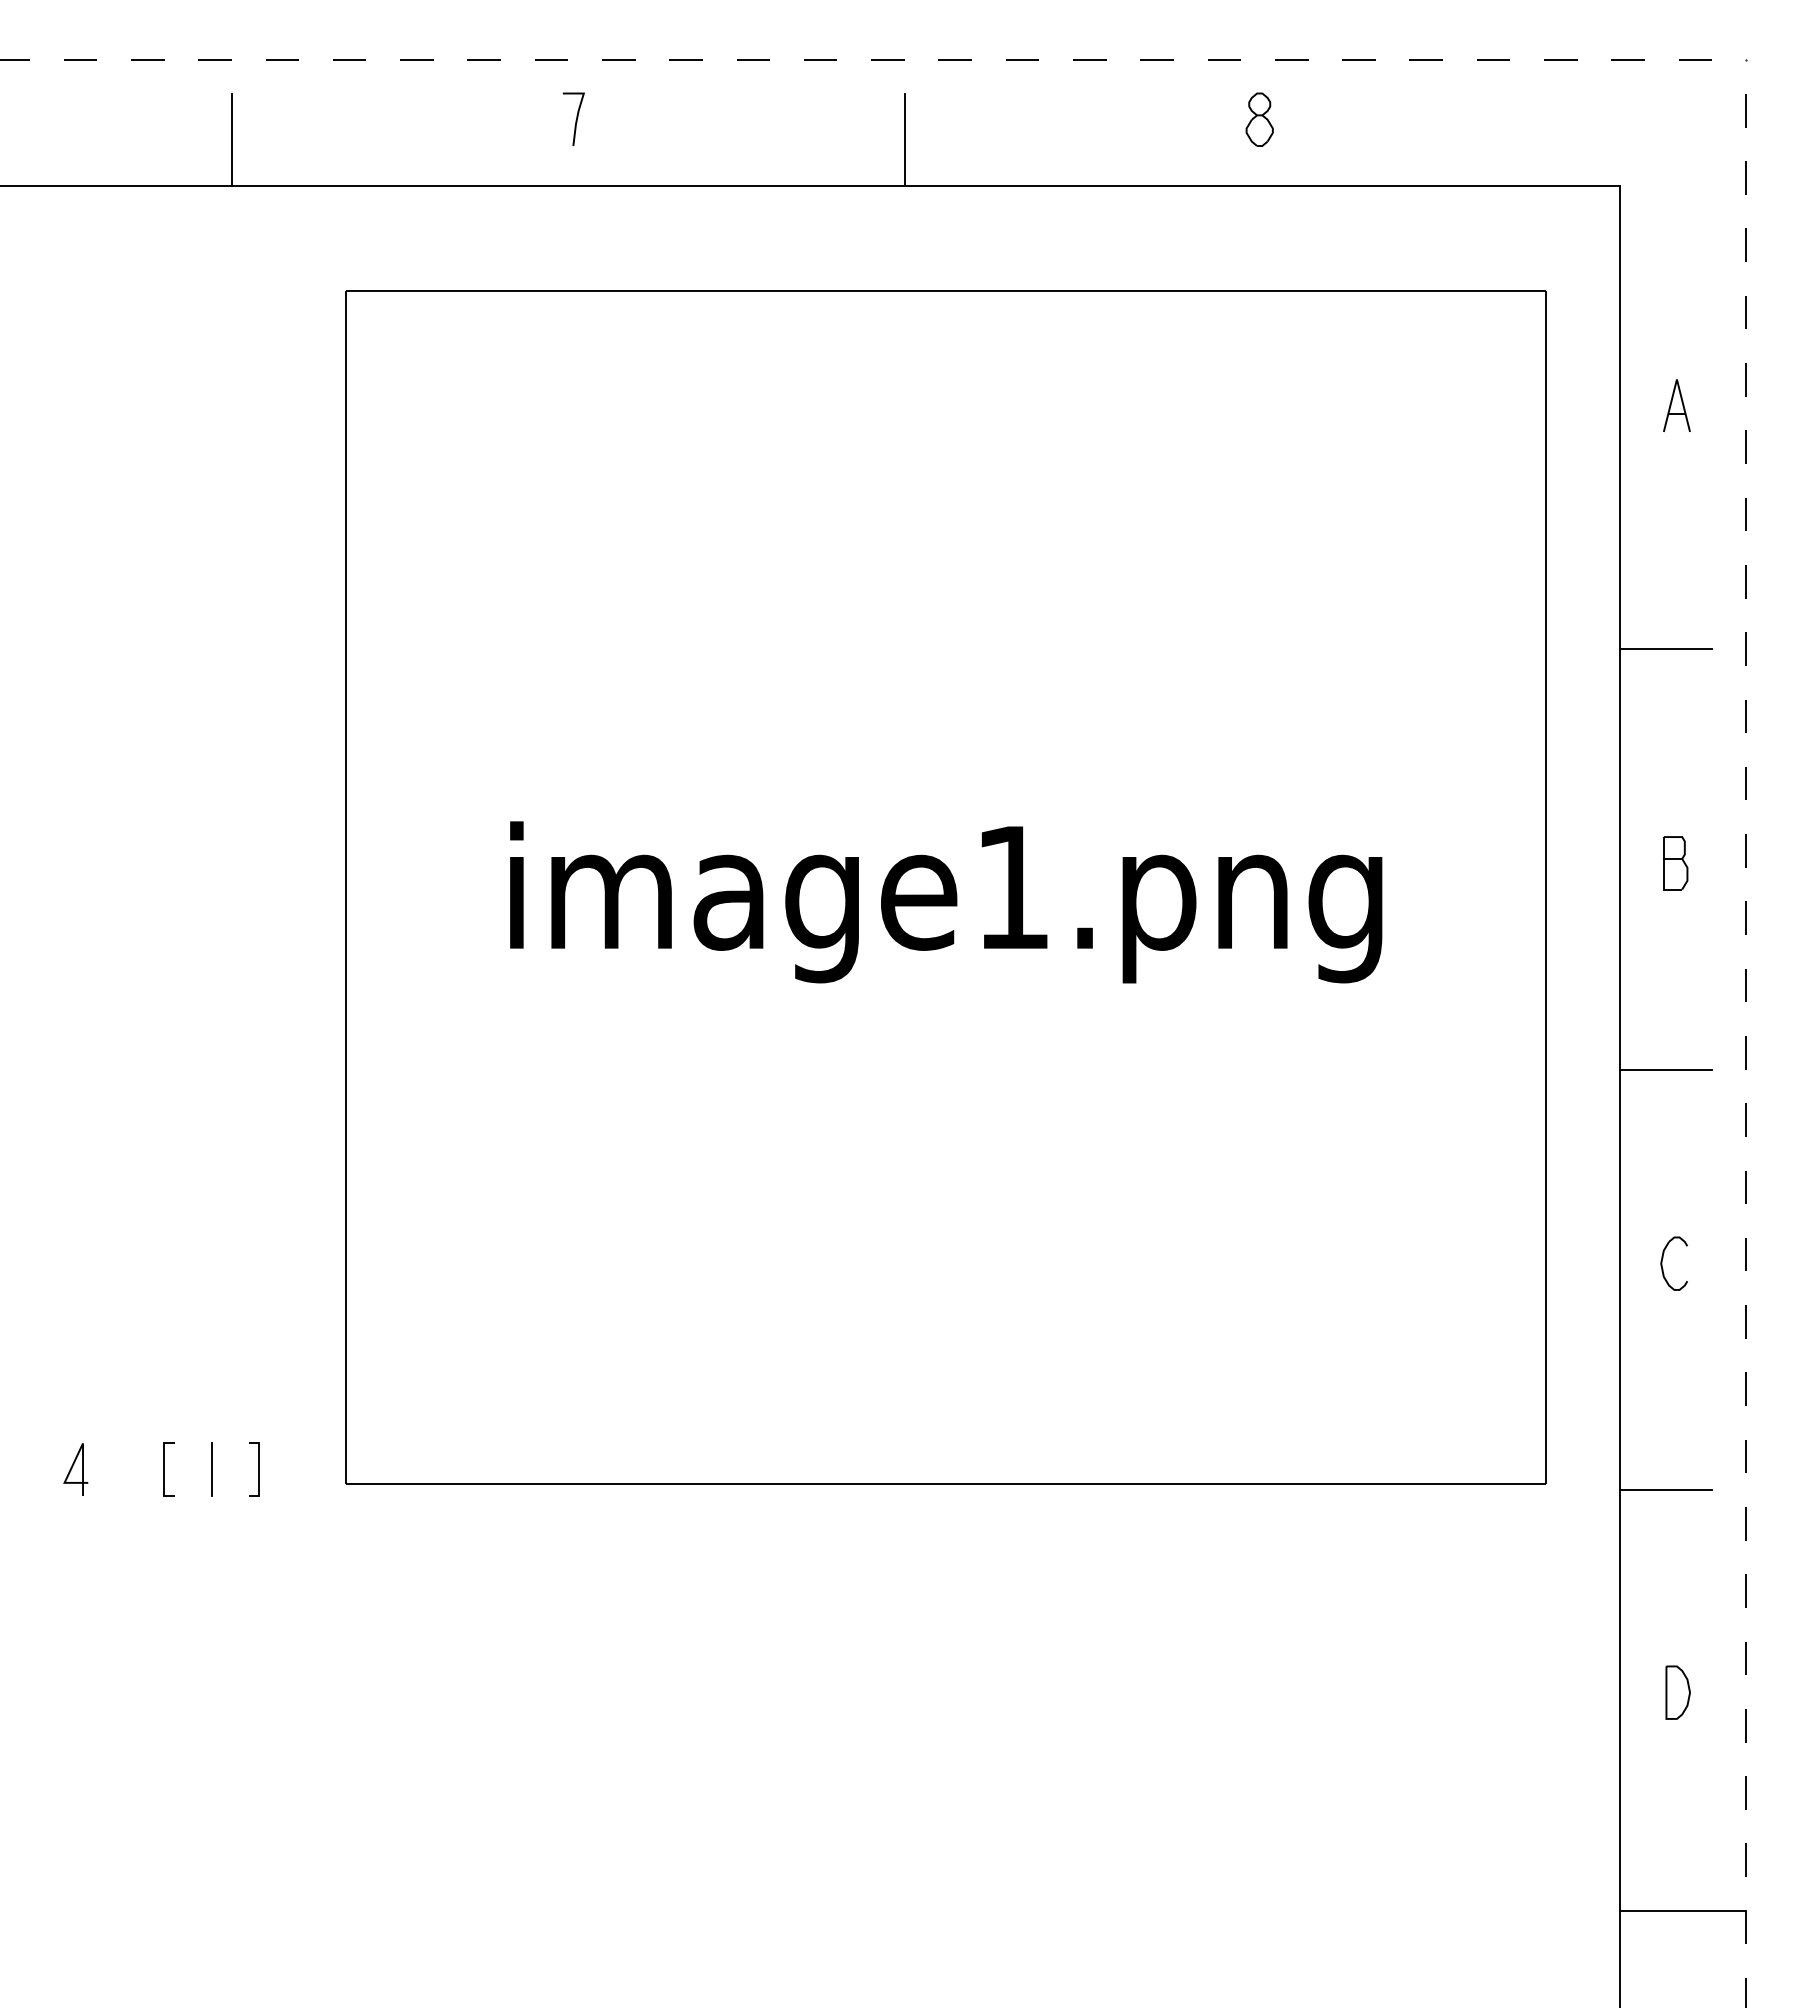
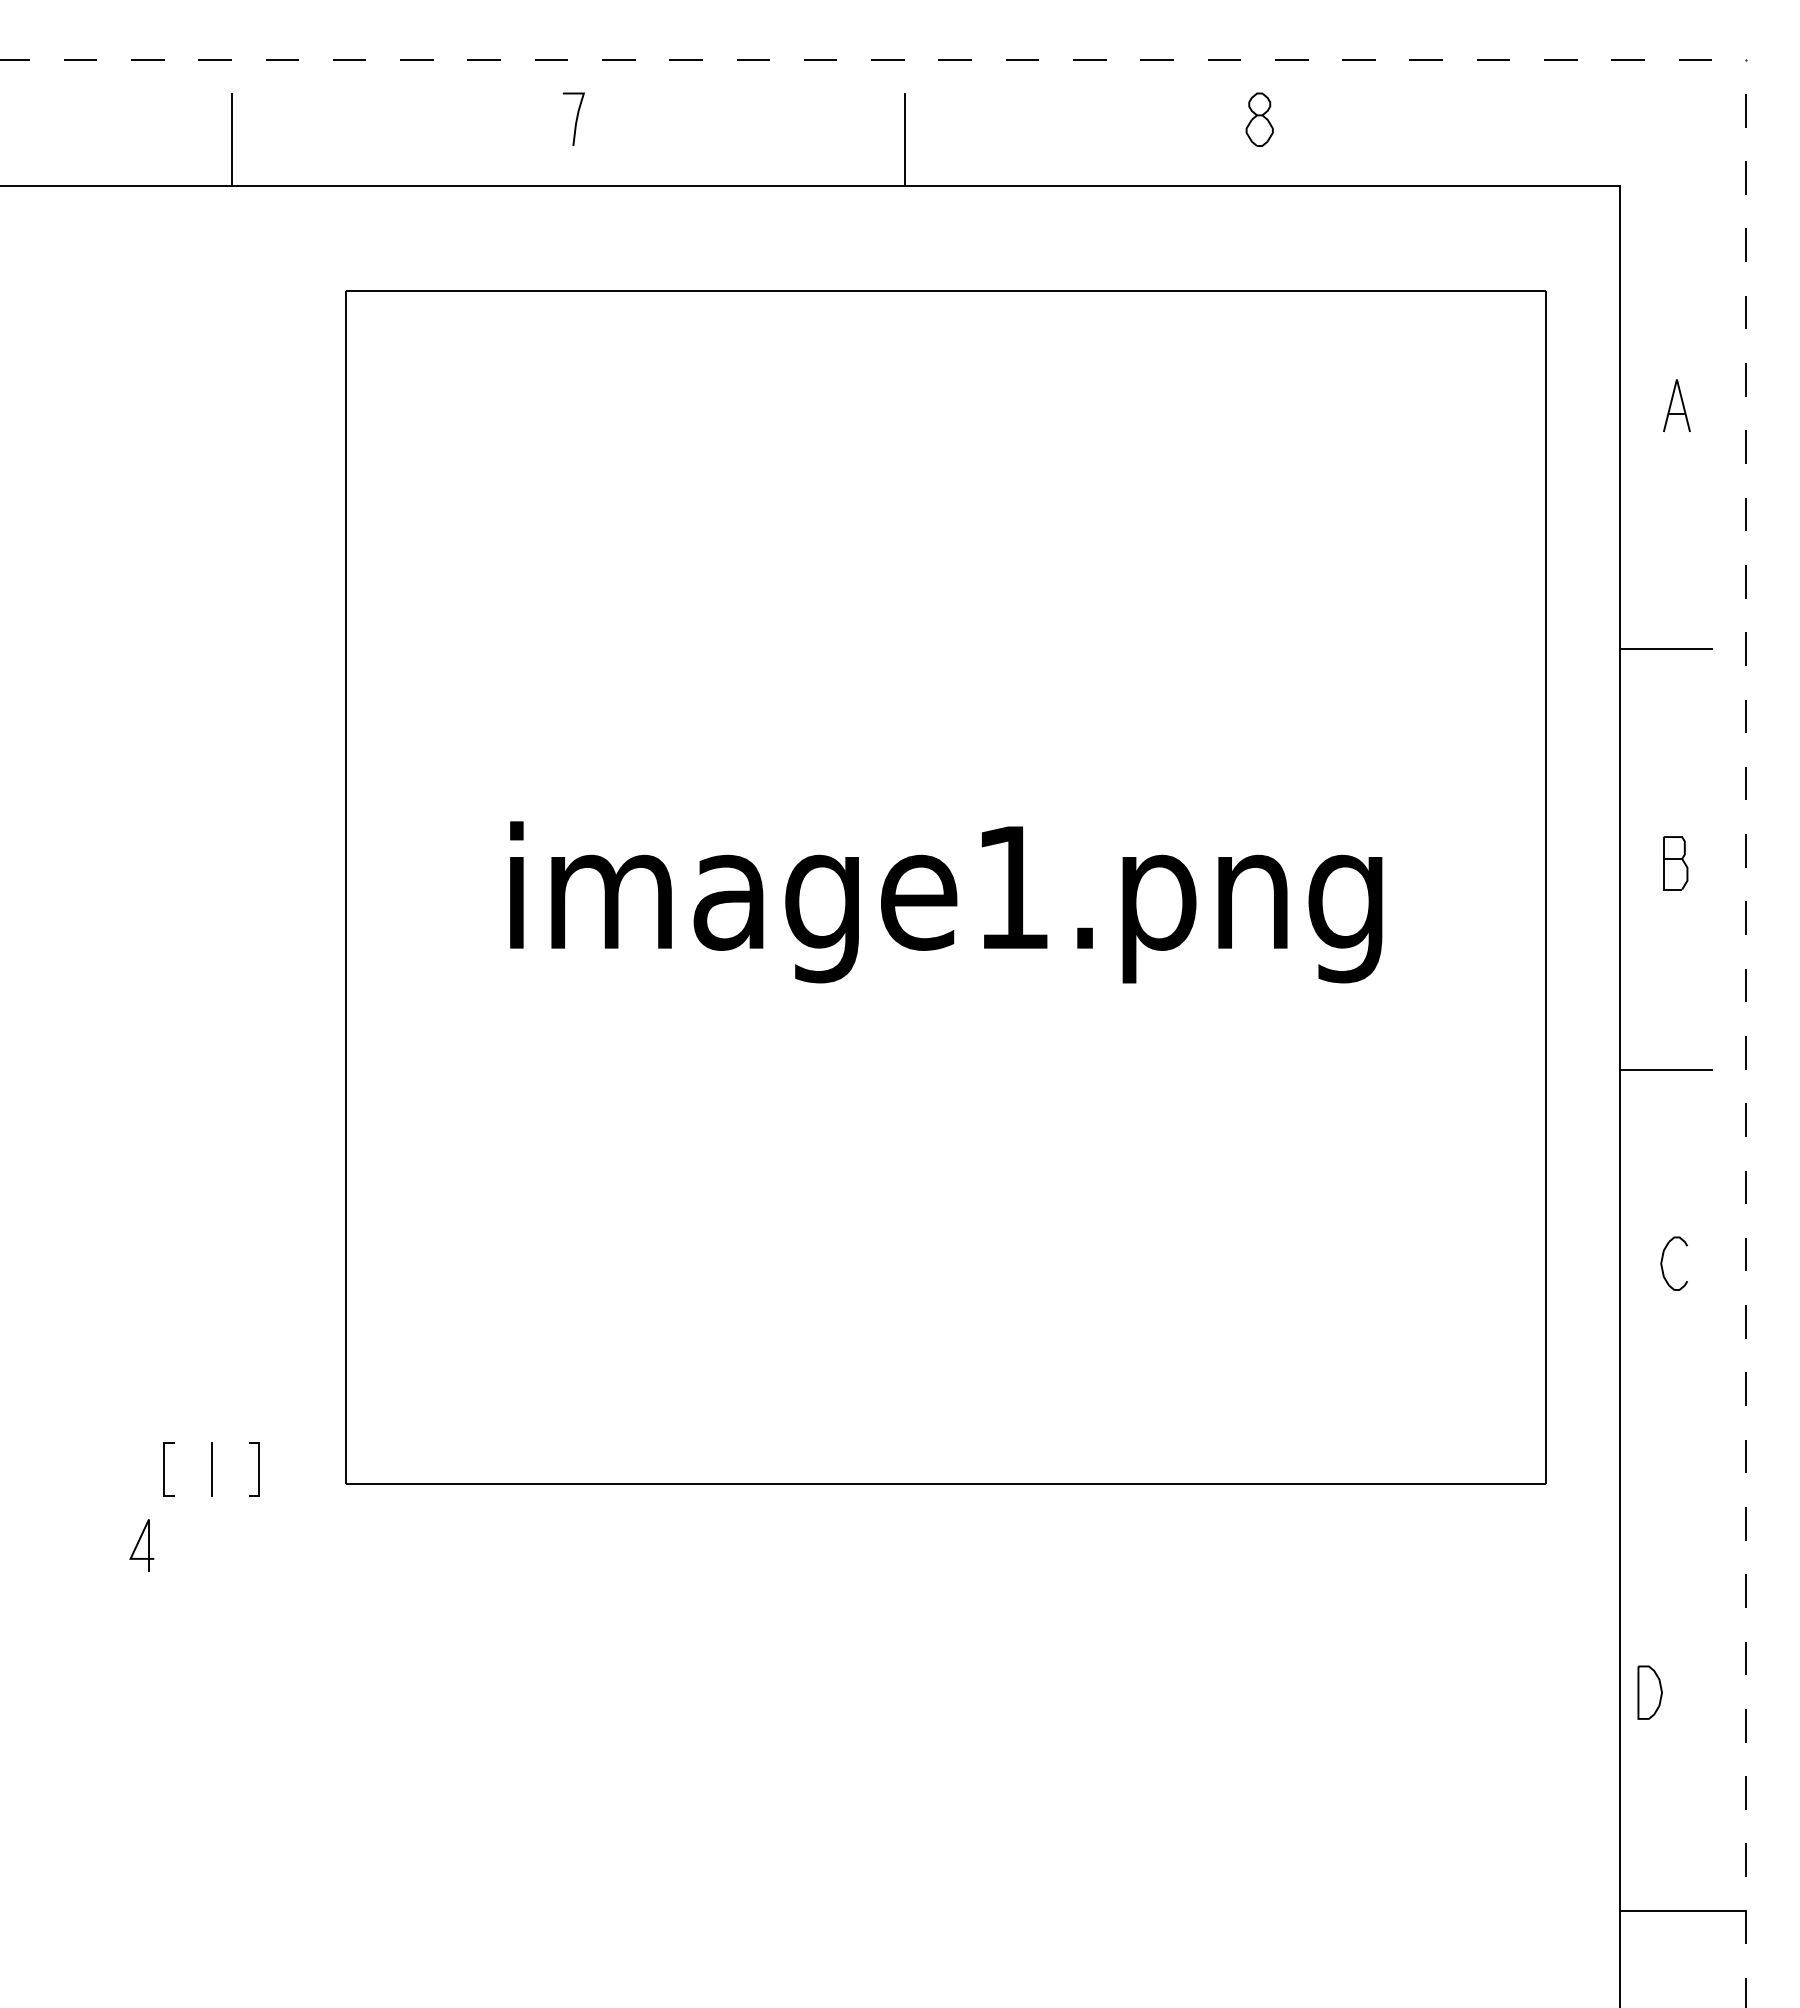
line position: (72, 1468) -> (138, 1544) (138, 1544)
line: present -> none (1665, 1490)
part position: (1677, 1692) -> (1649, 1692) (1649, 1692)
